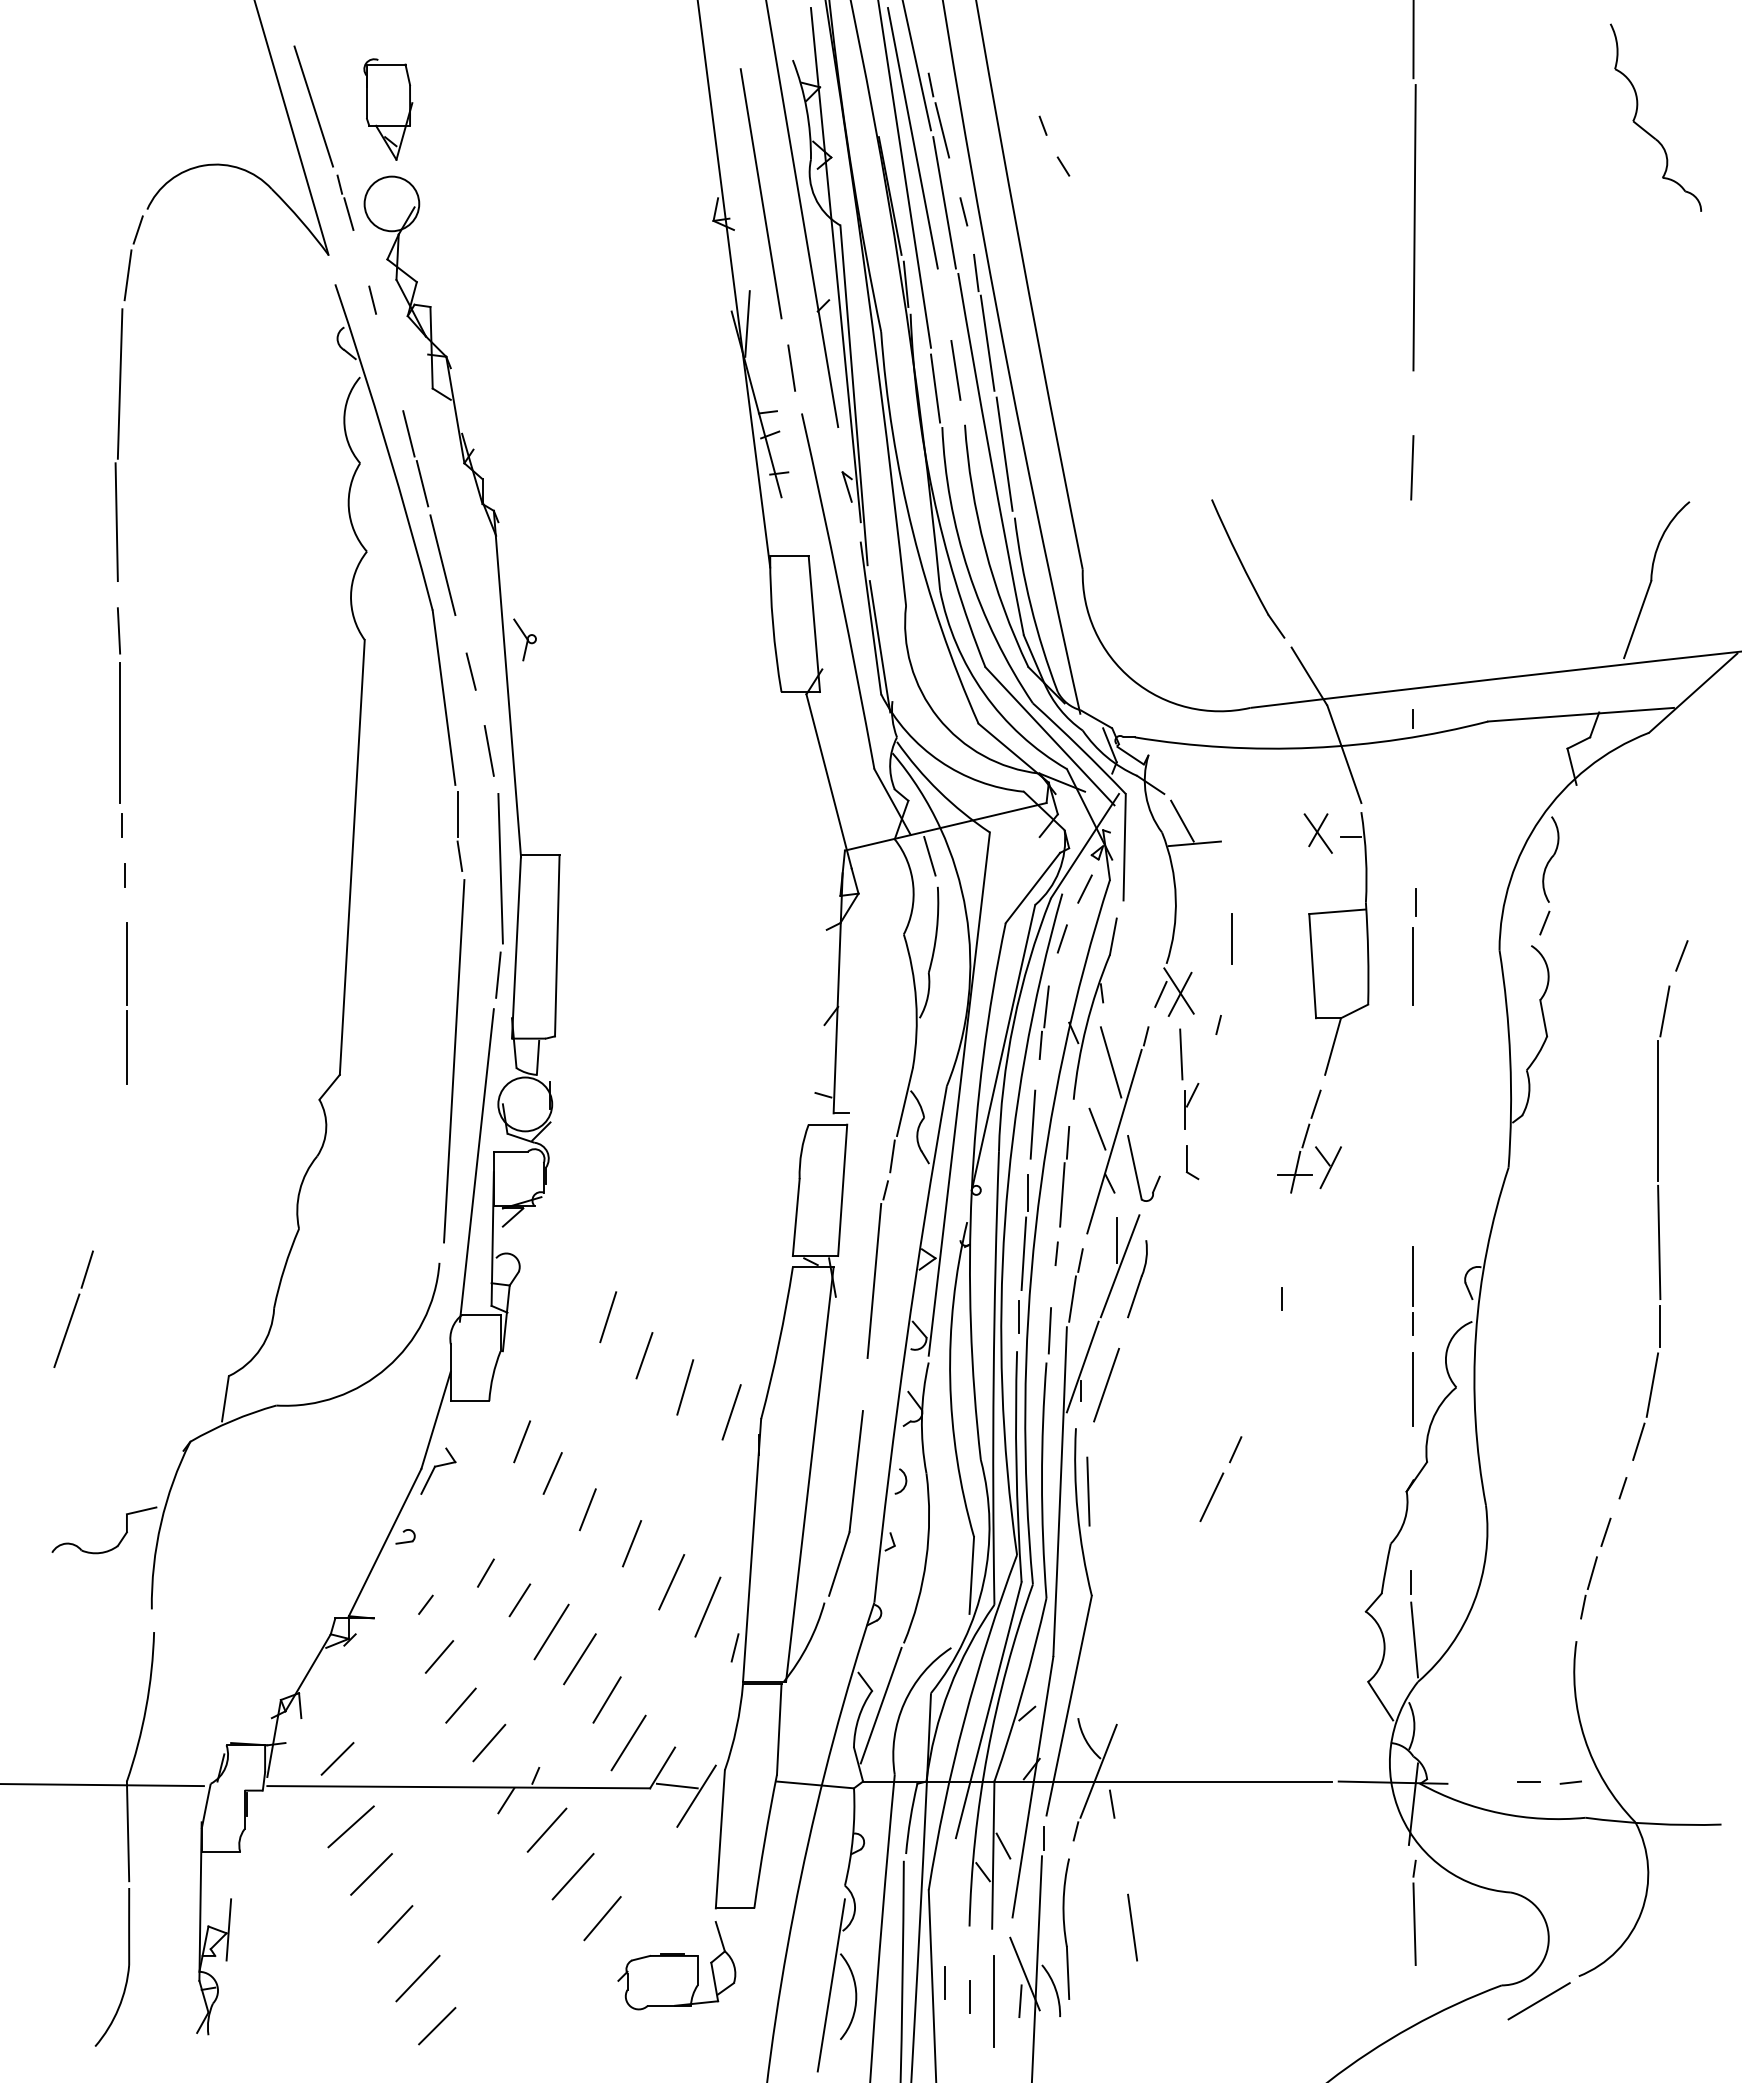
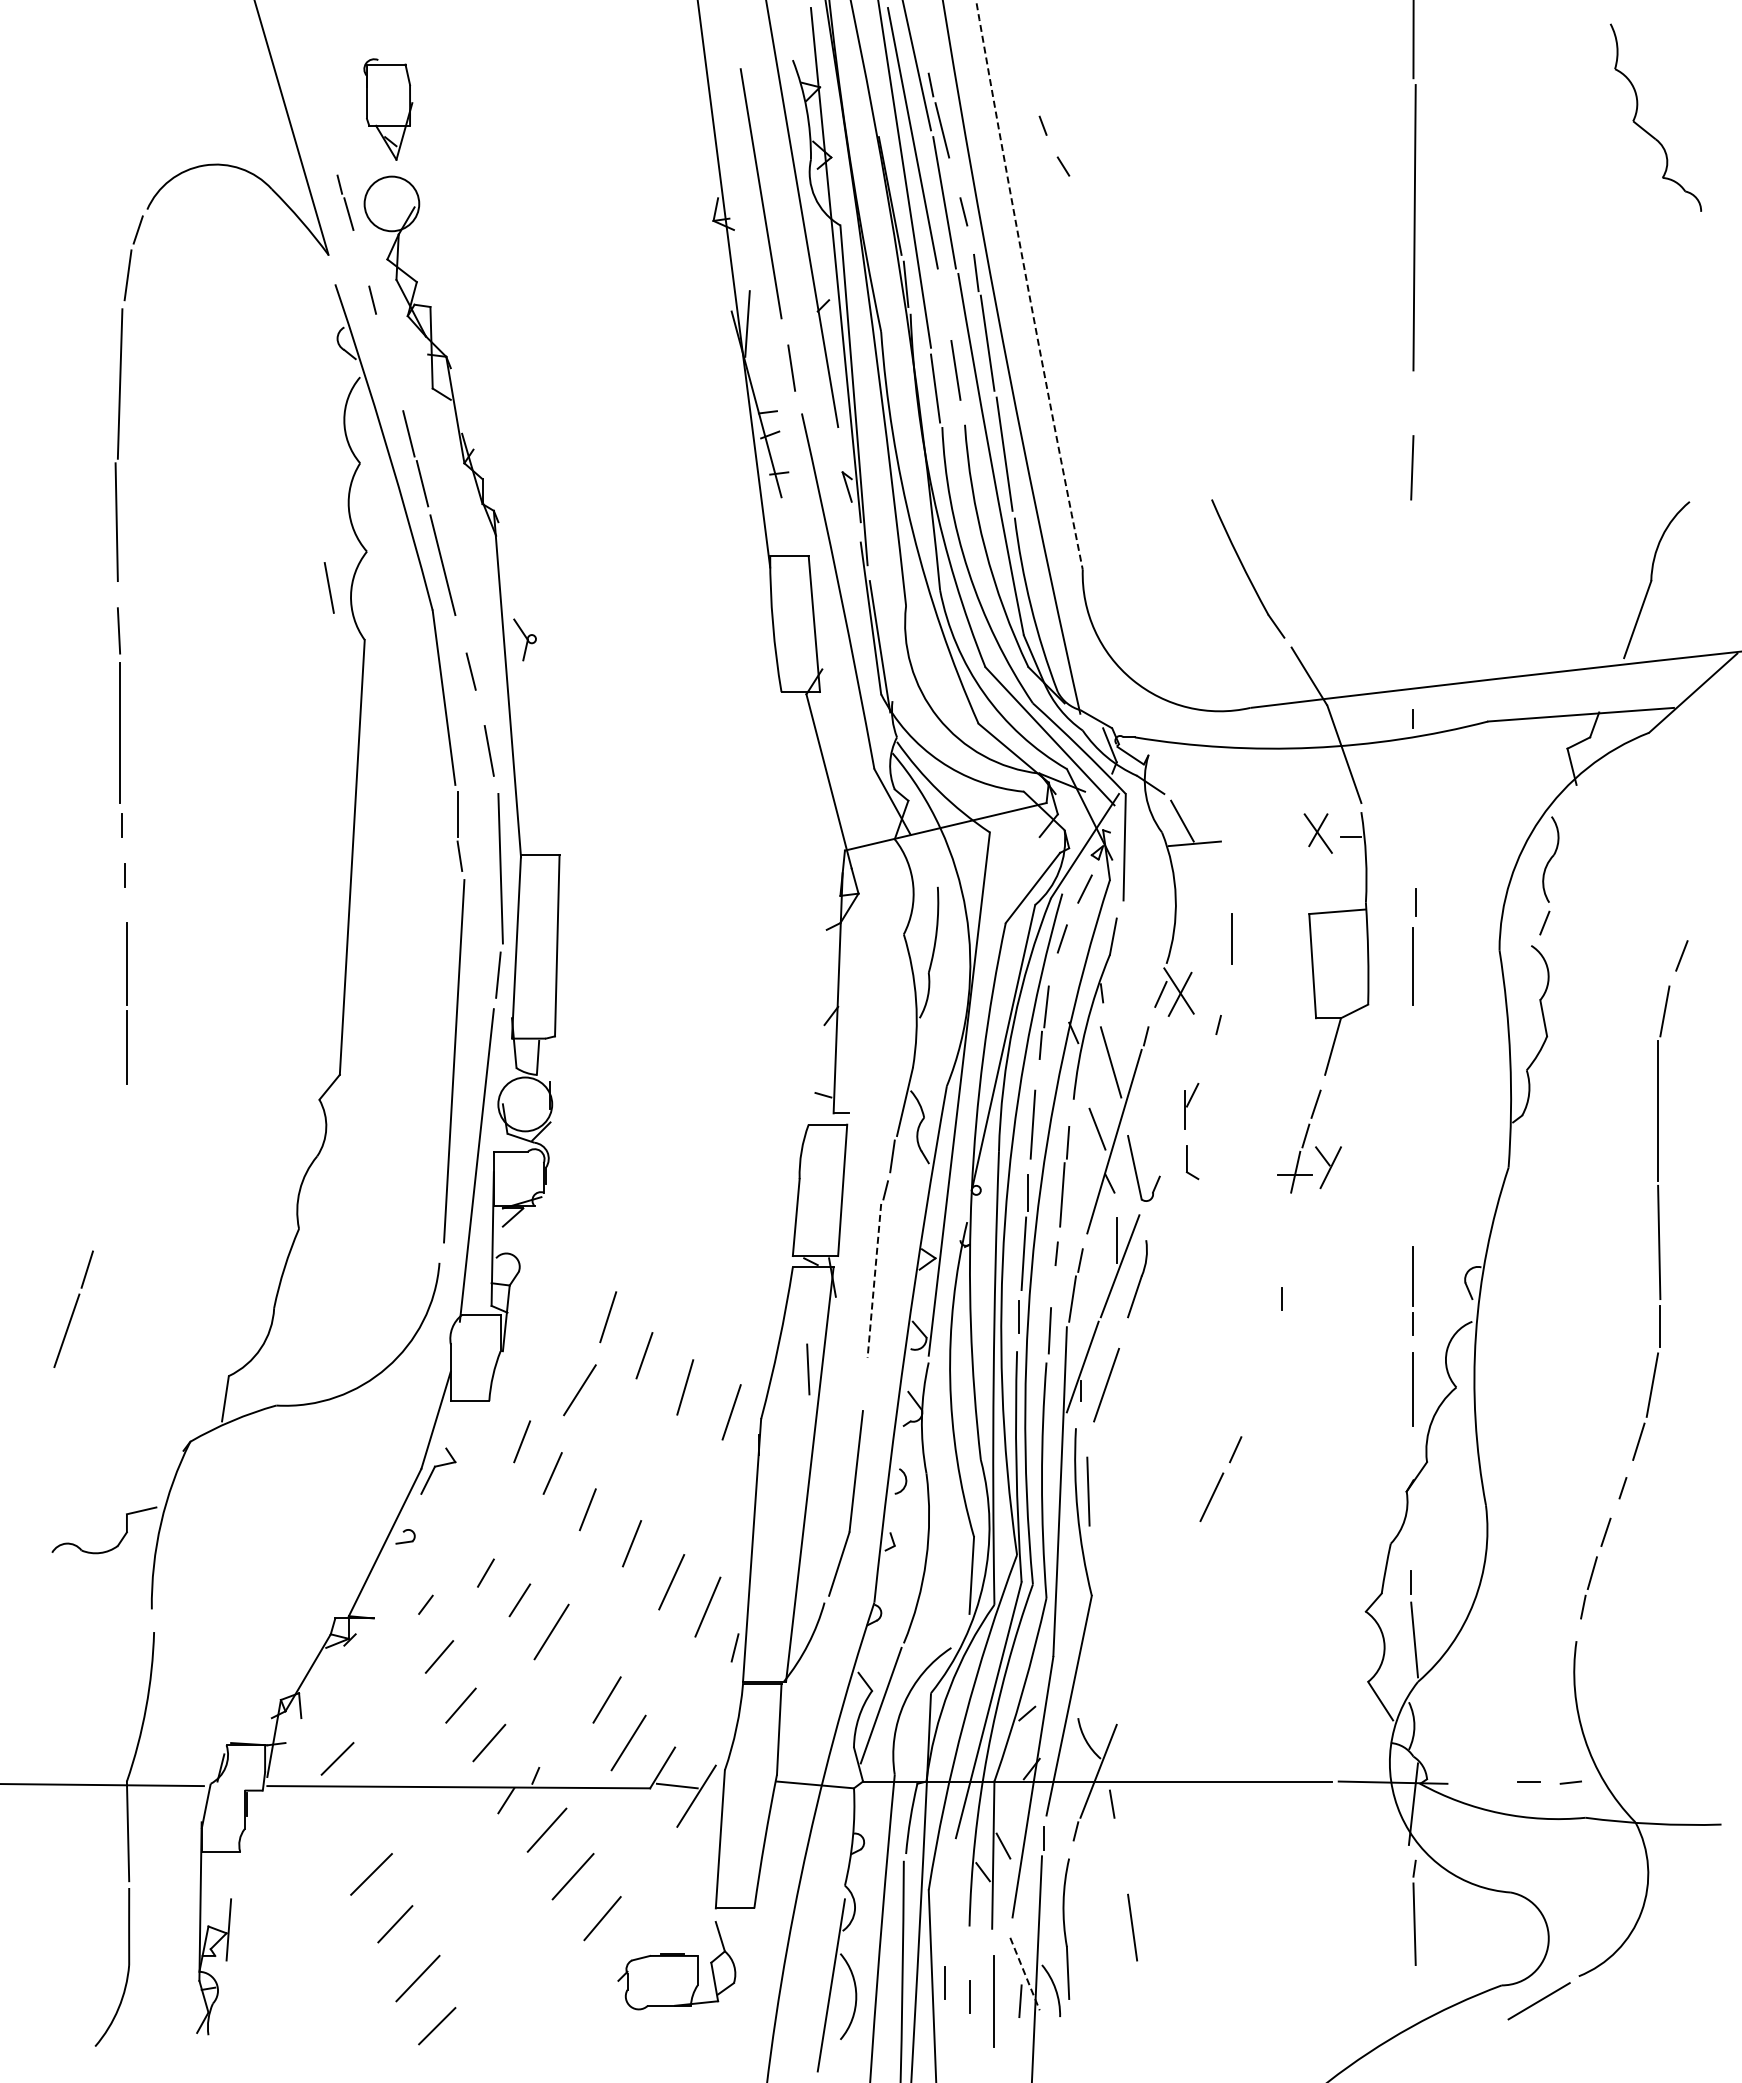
line: present -> none (313, 106)
arc: solid -> dashed (1027, 285)
line: none -> present (328, 587)
line: present -> none (929, 856)
line position: (1181, 1054) -> (808, 1369) (808, 1369)
line: solid -> dashed (874, 1281)
line position: (579, 1659) -> (579, 1390) (579, 1390)
line: present -> none (350, 1826)
line: solid -> dashed (1025, 1974)
